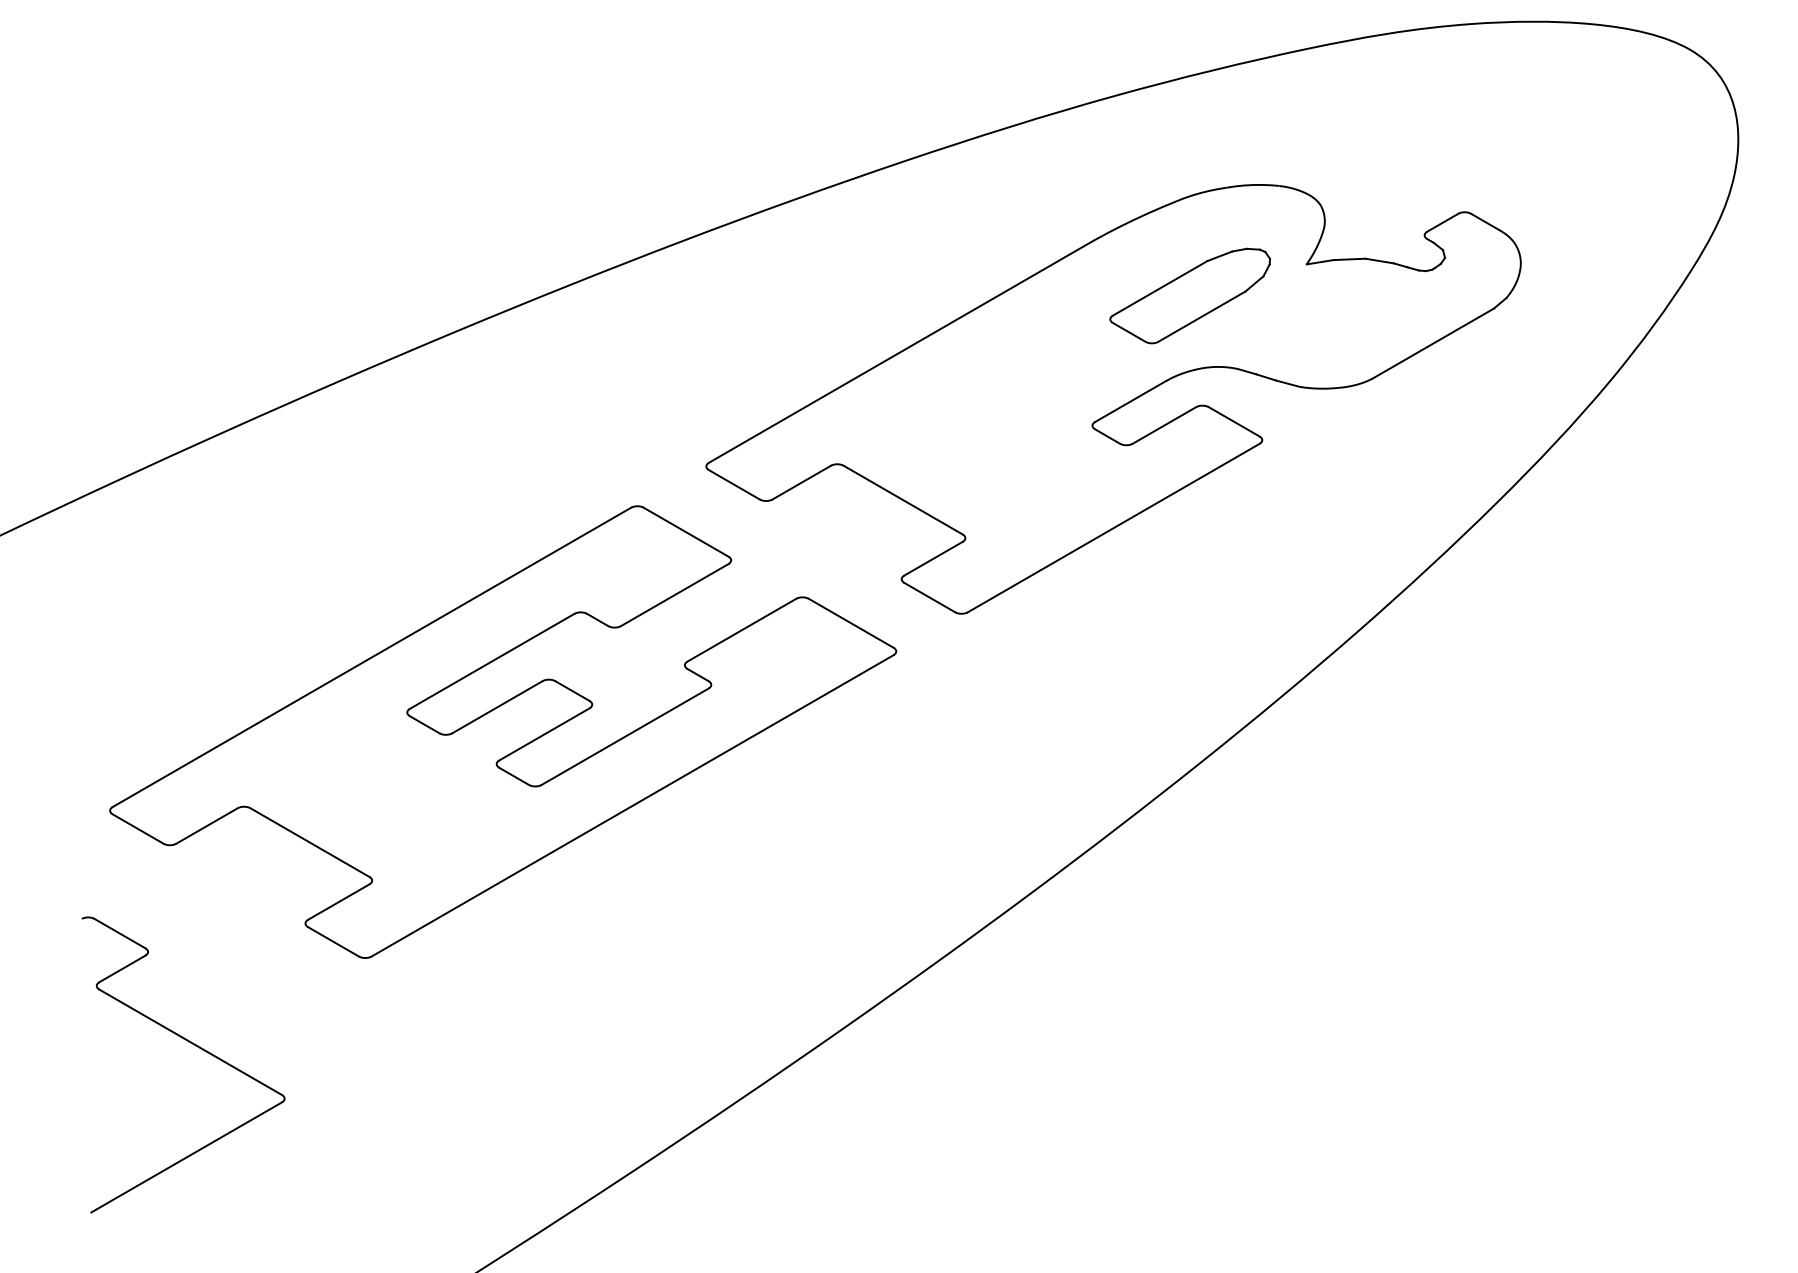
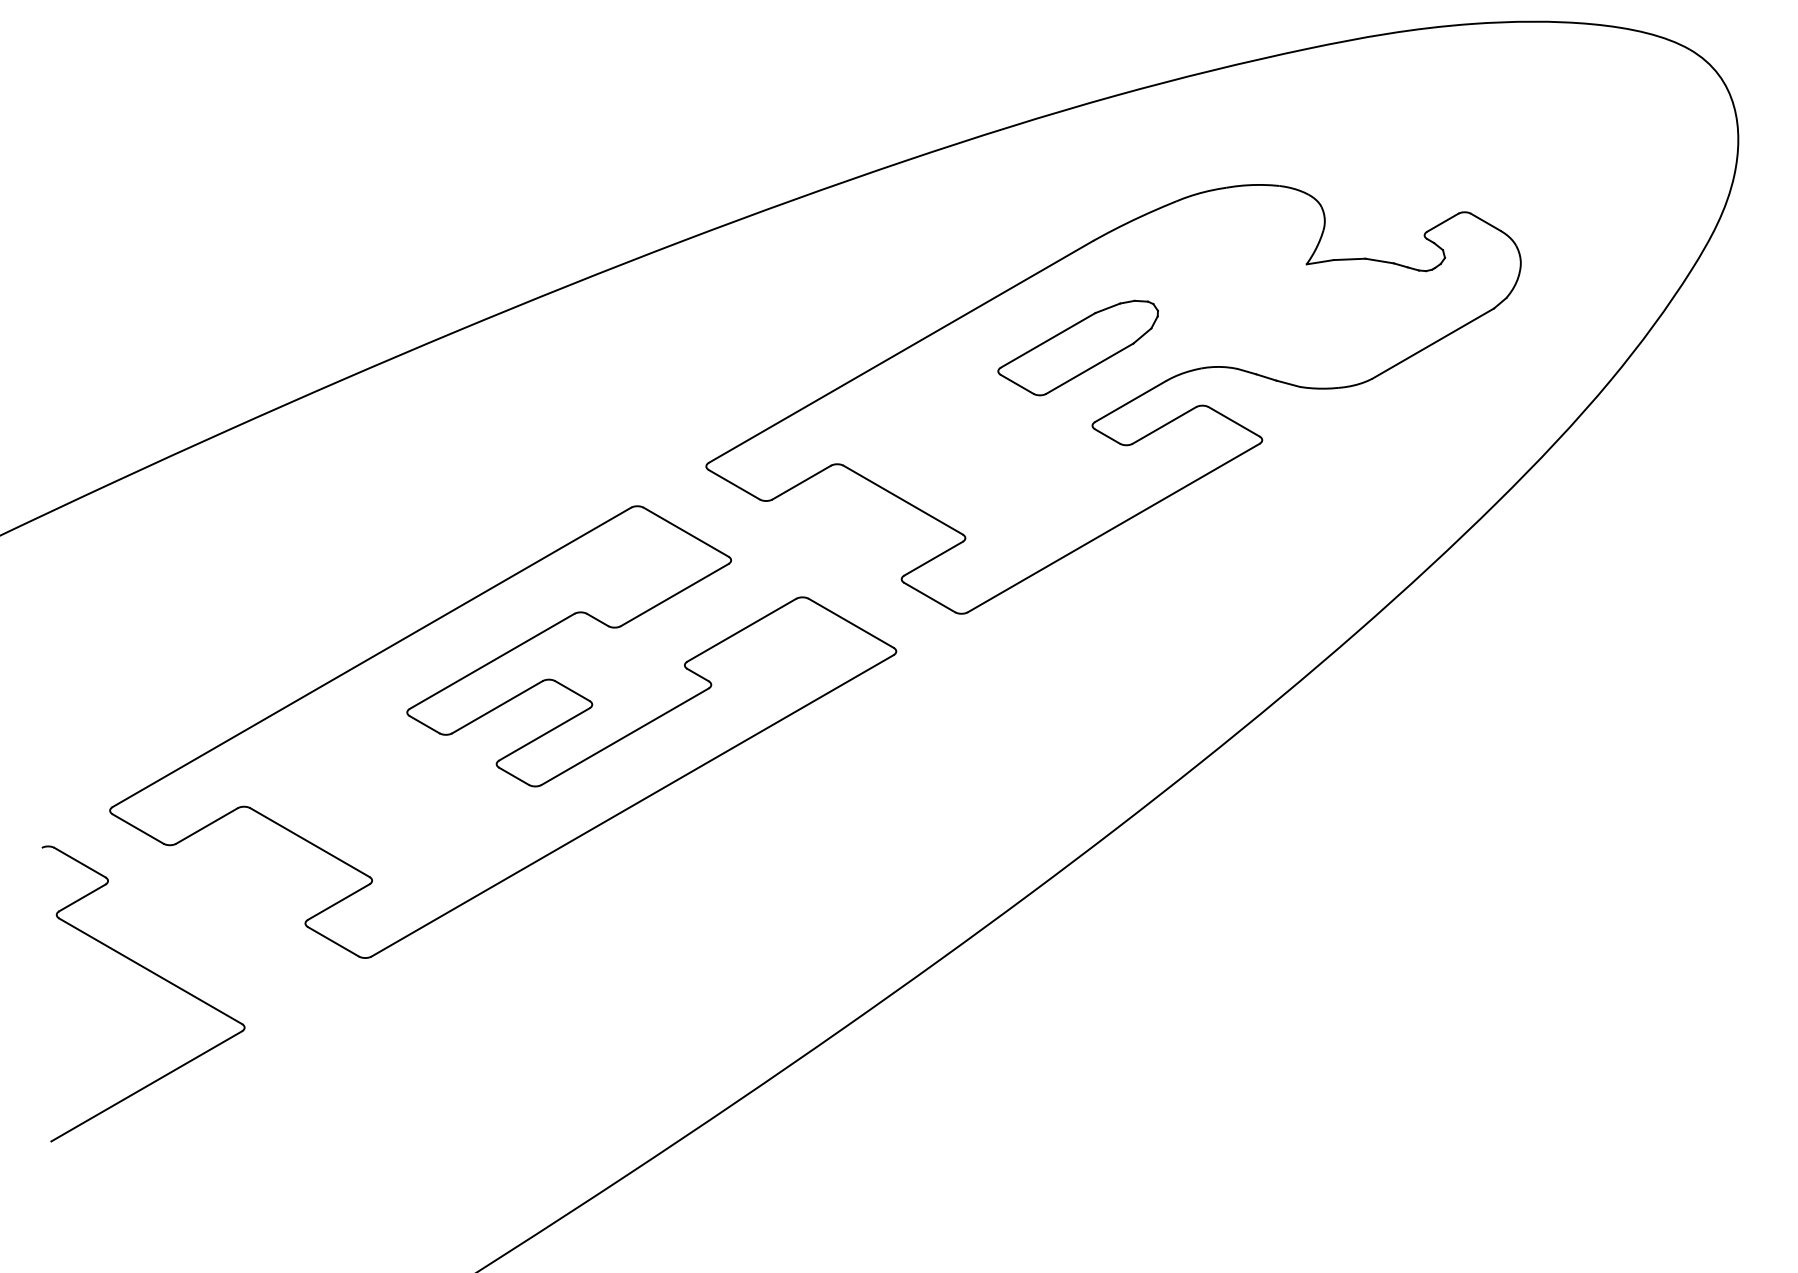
part position: (1189, 295) -> (1077, 347) (1077, 347)
part position: (195, 1046) -> (155, 975) (155, 975)
